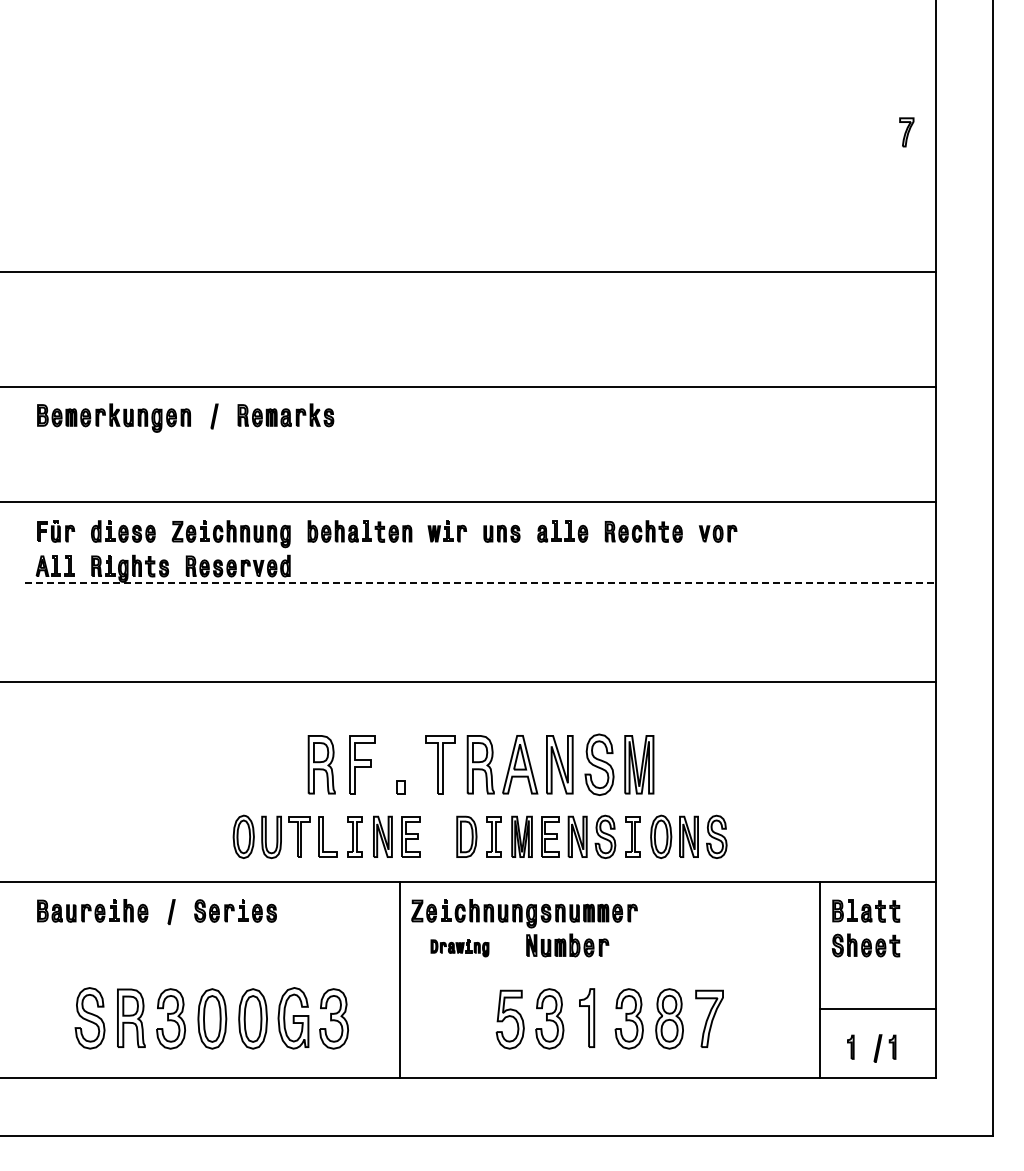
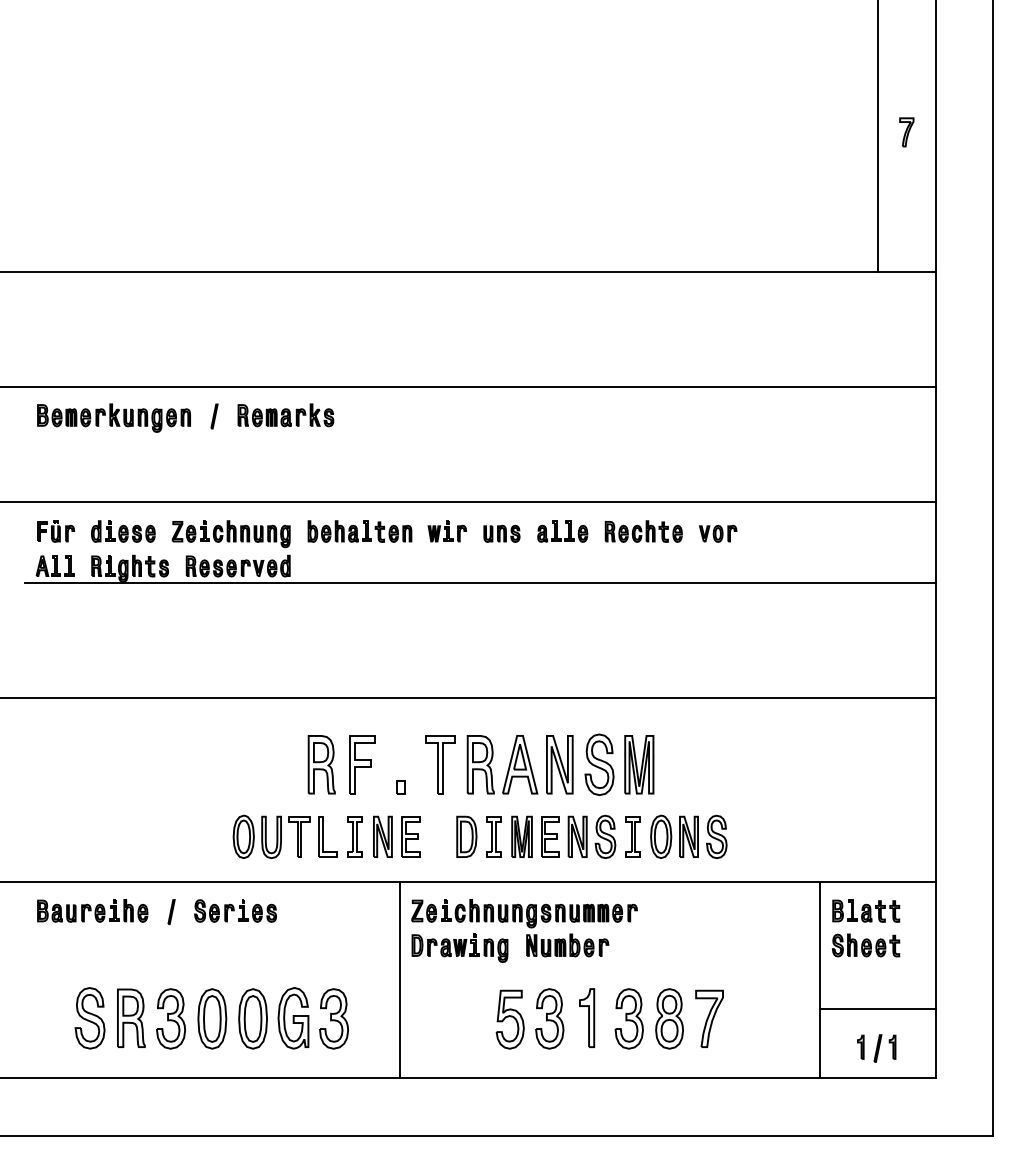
line: none -> present (877, 136)
line: dashed -> solid (480, 582)
line position: (468, 681) -> (468, 697) (468, 697)
part size: 60x19 px -> 98x30 px (459, 947)
part position: (850, 1046) -> (860, 1046) (860, 1046)
